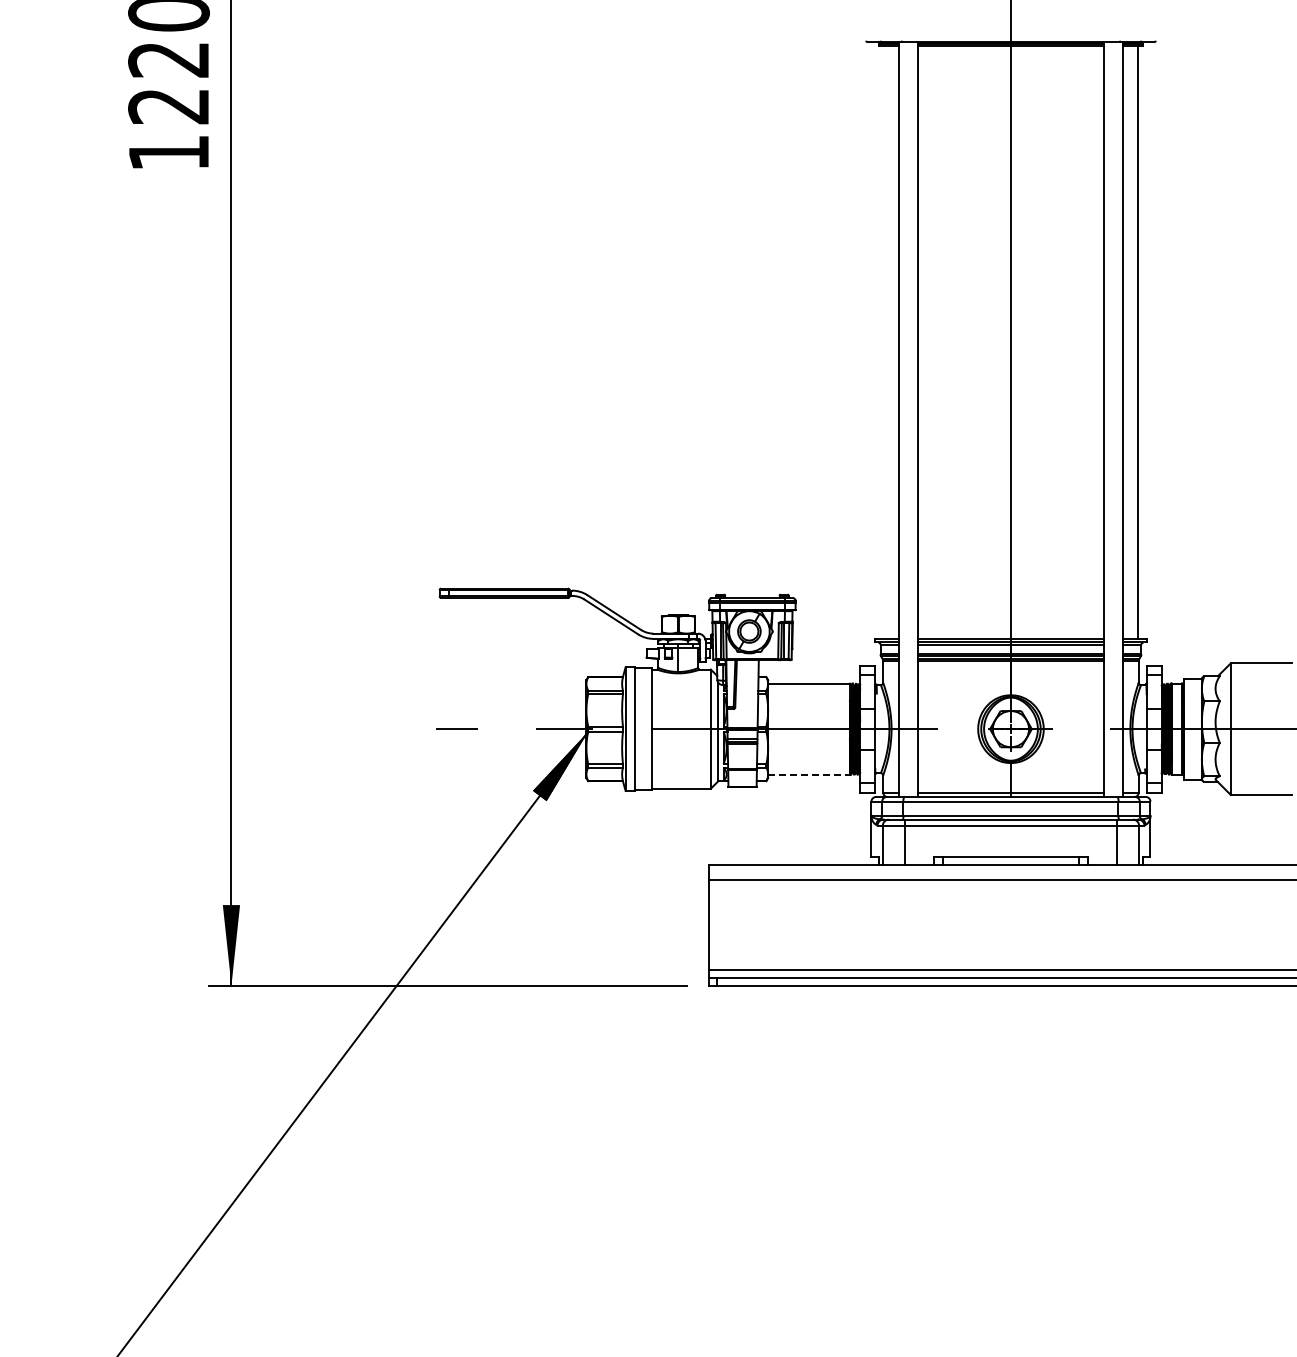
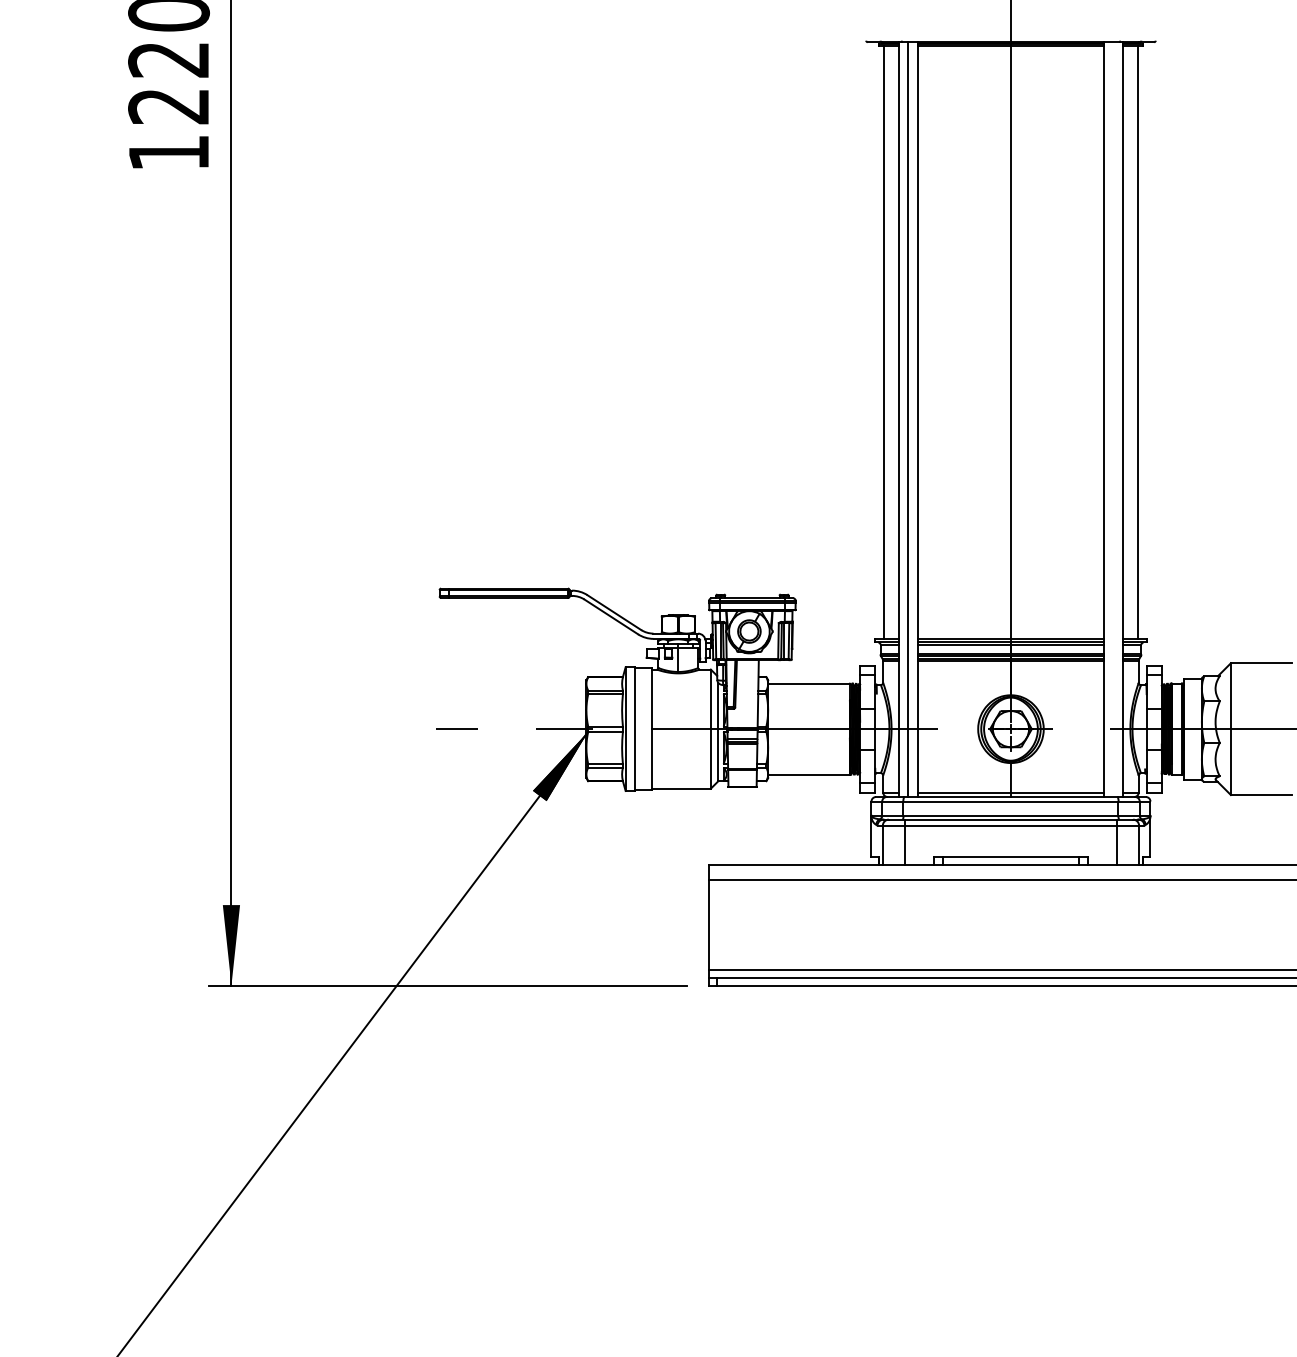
line: none -> present (884, 341)
line: none -> present (908, 419)
line: dashed -> solid (809, 774)
